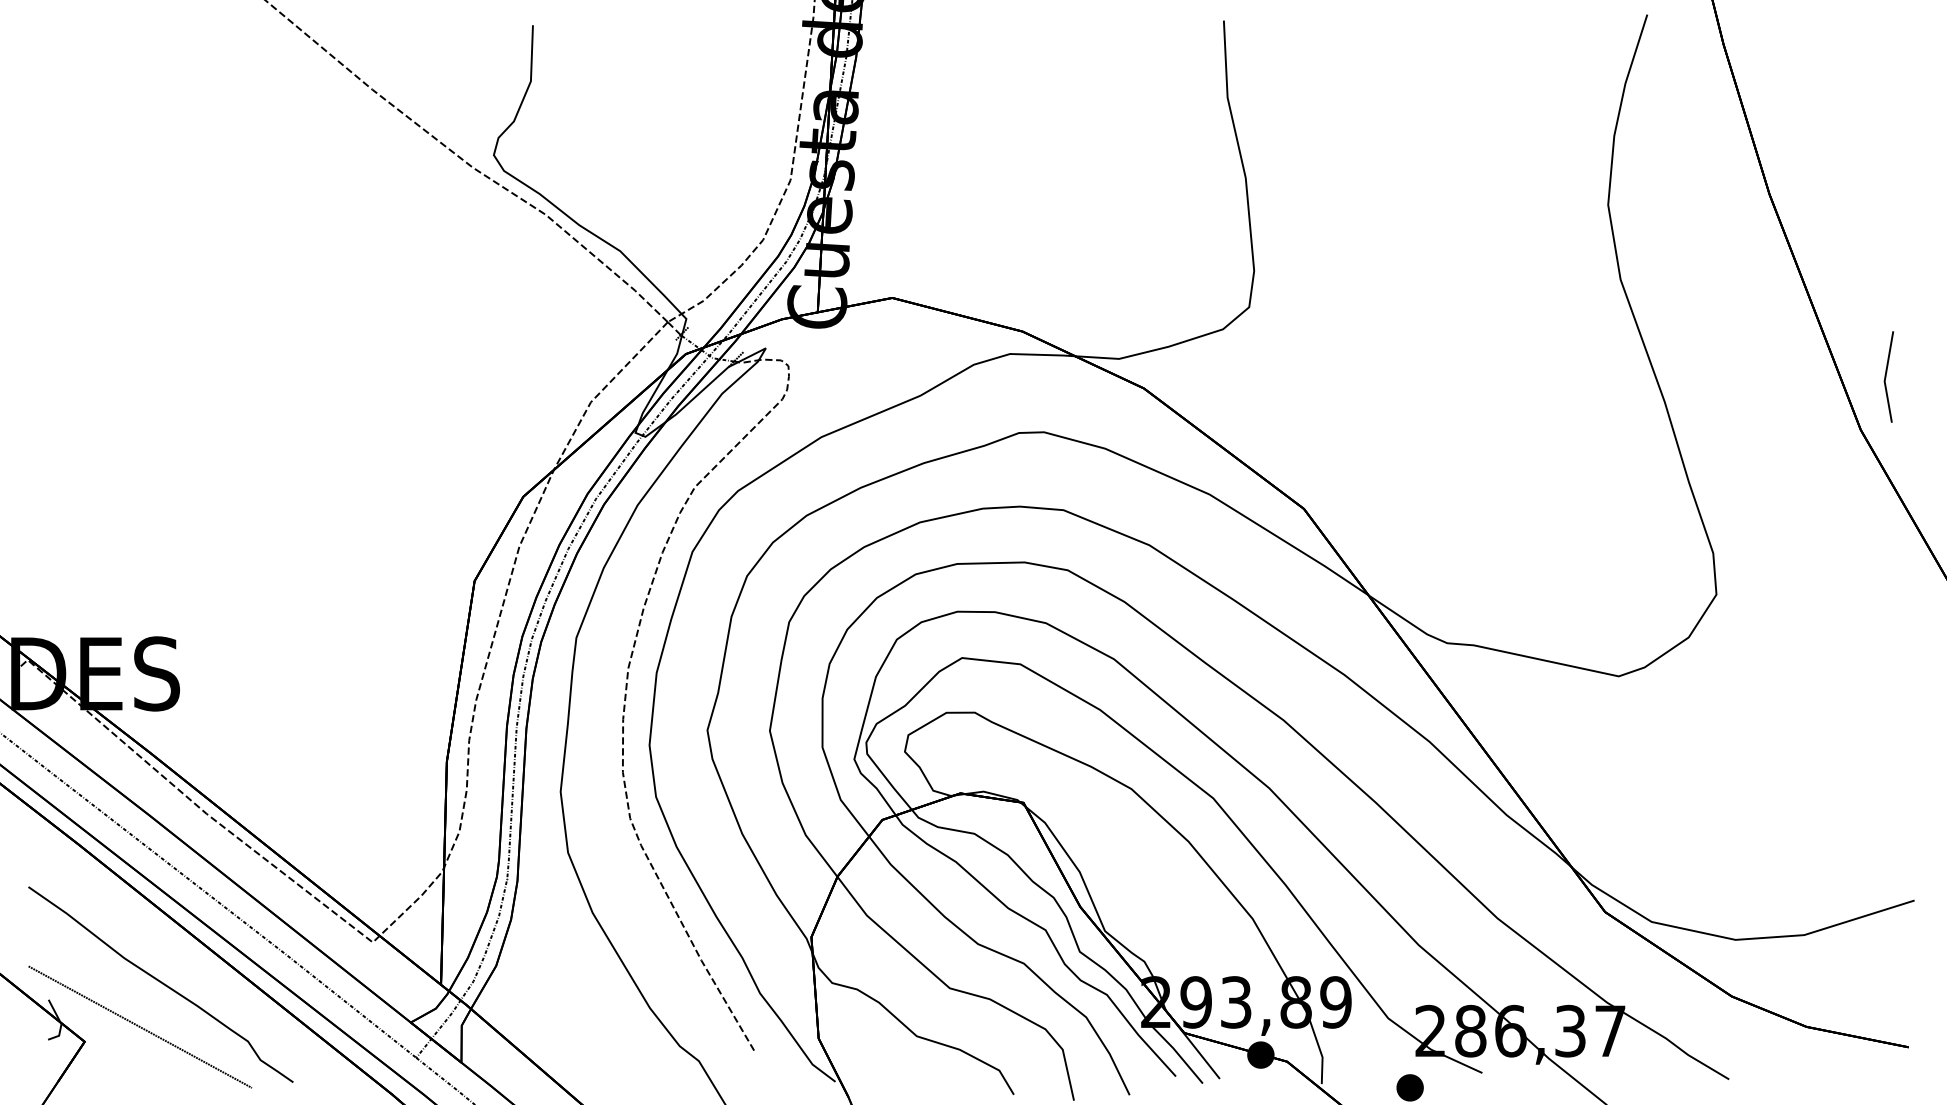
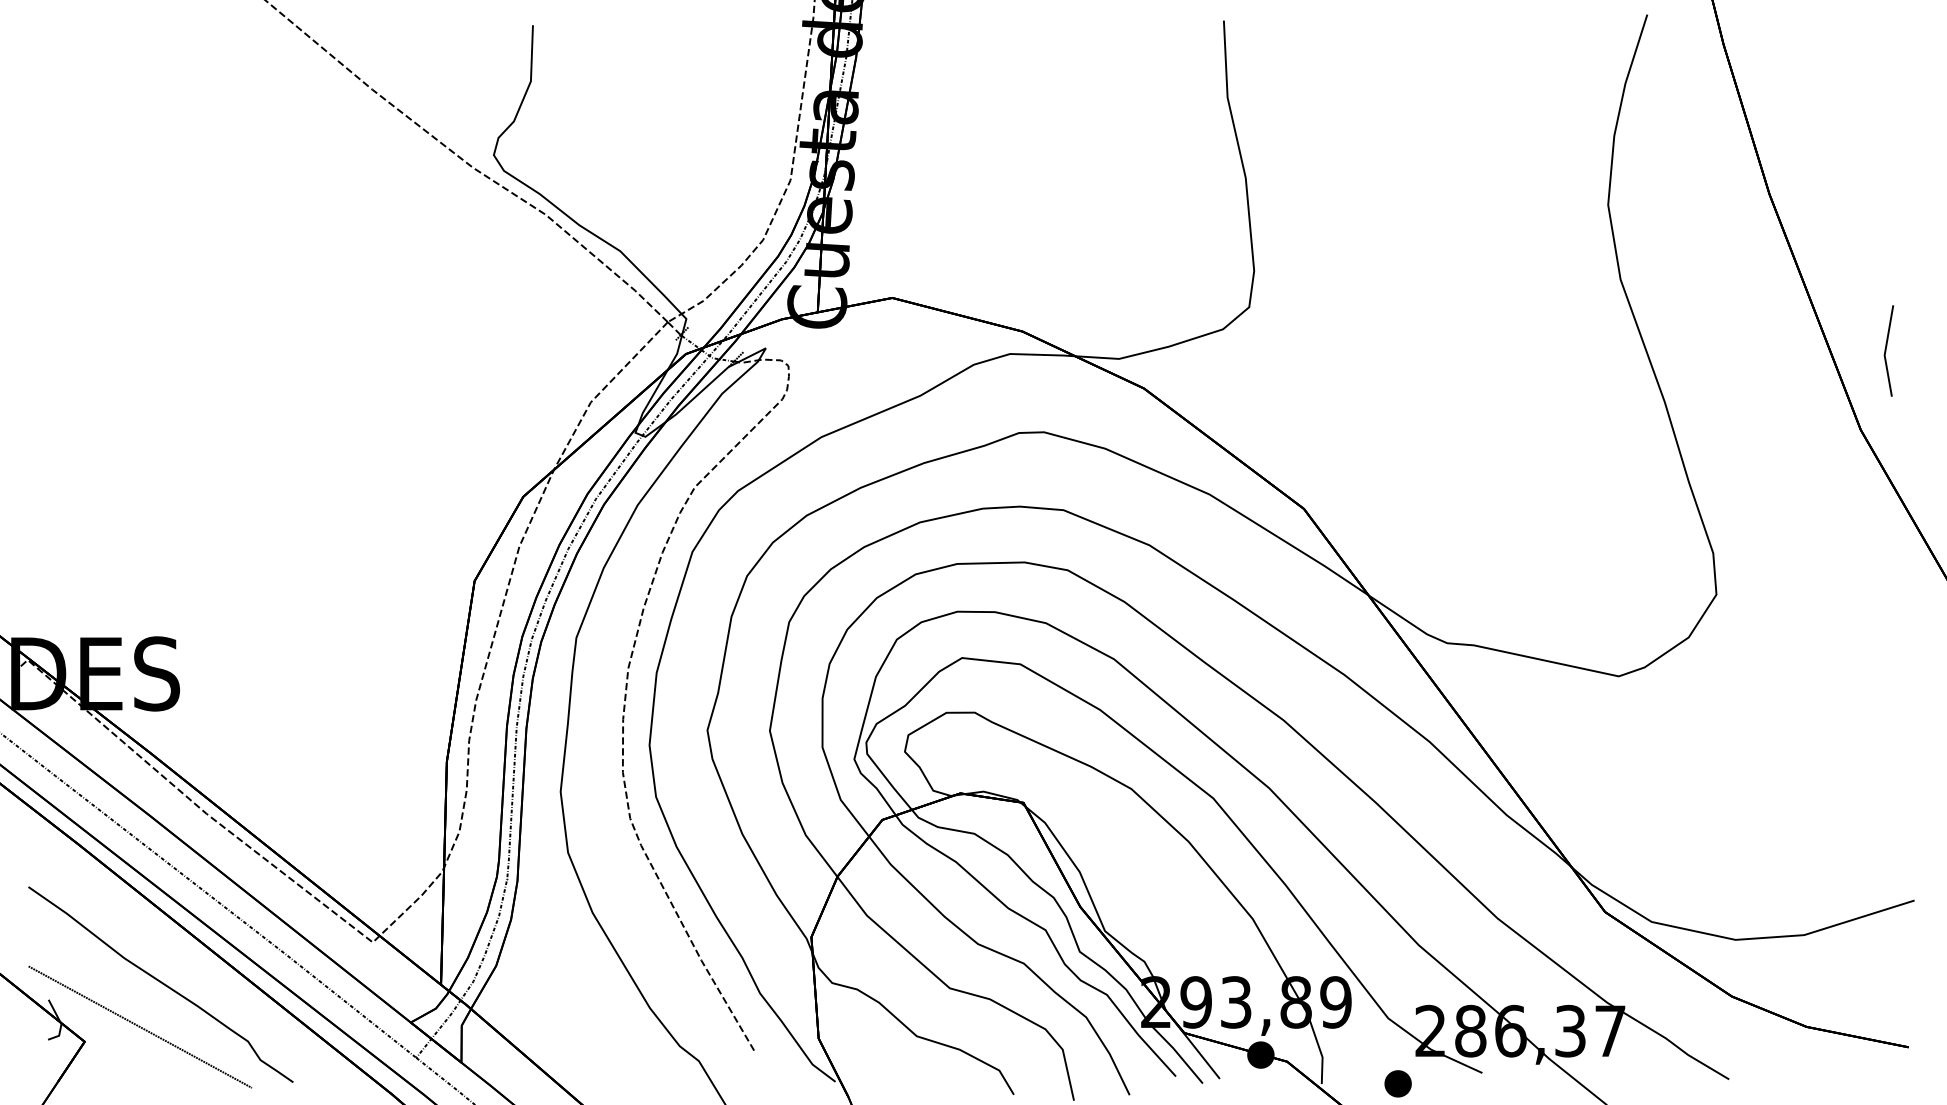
line position: (1886, 376) -> (1886, 350) (1886, 350)
part position: (1409, 1087) -> (1397, 1083) (1397, 1083)
